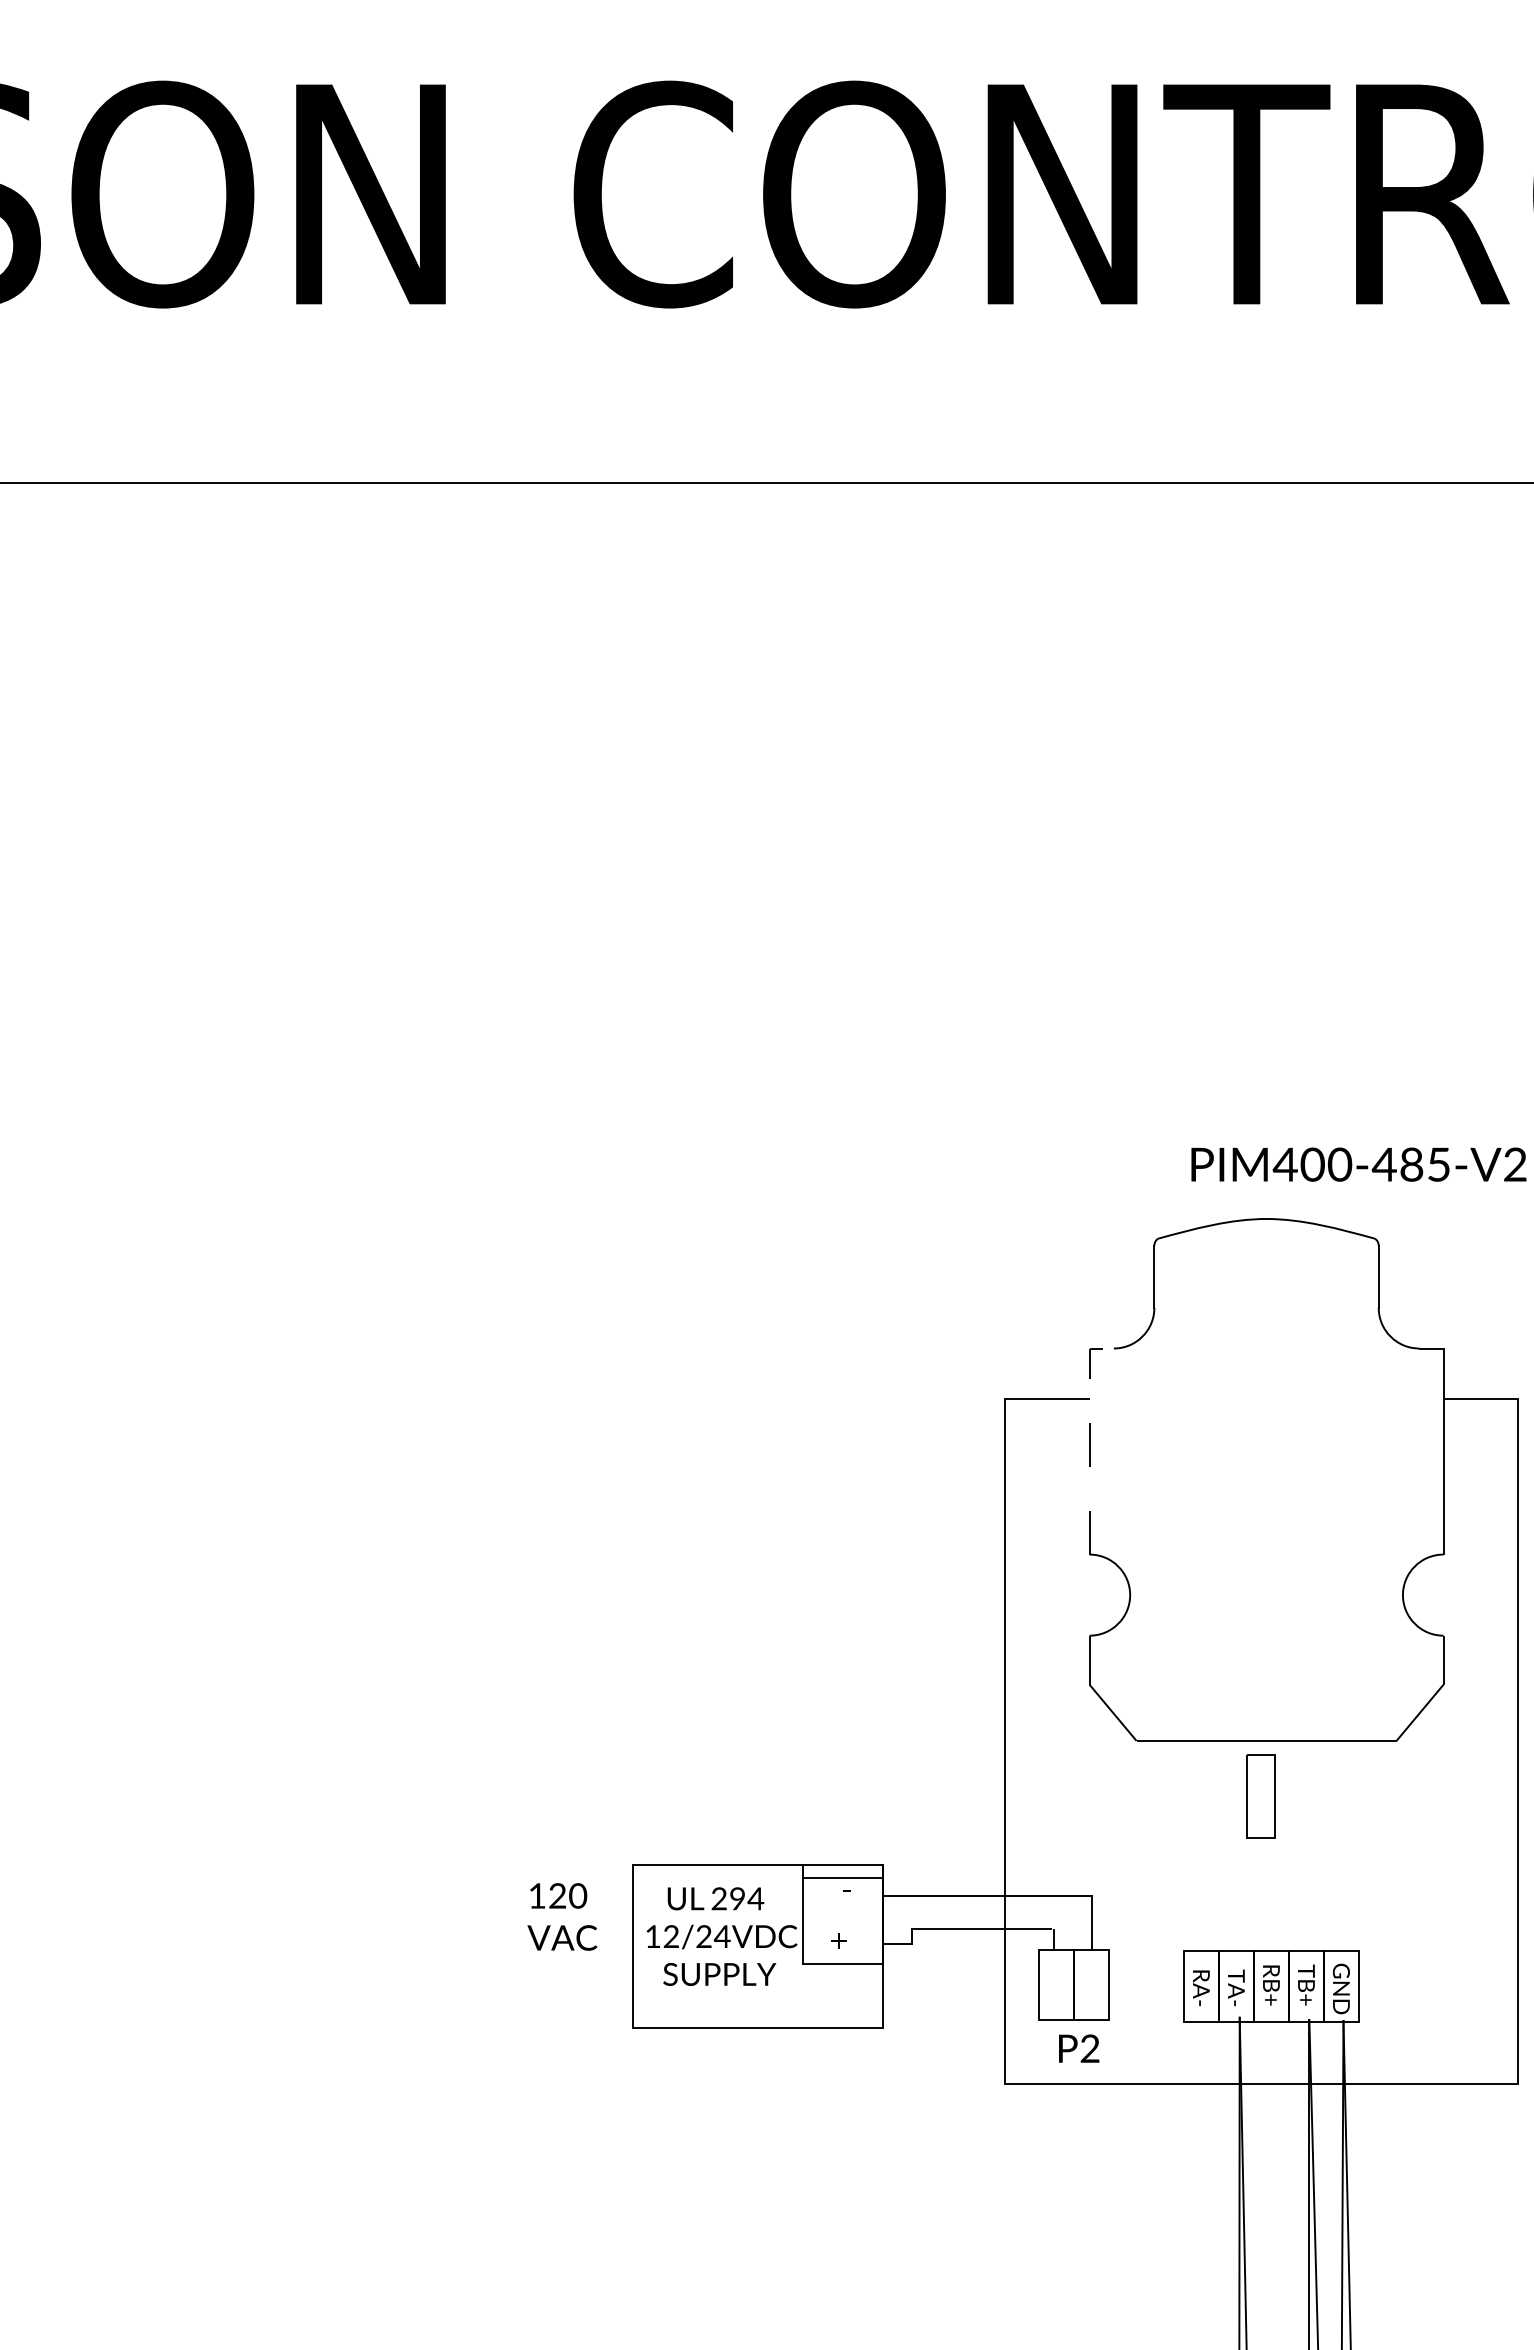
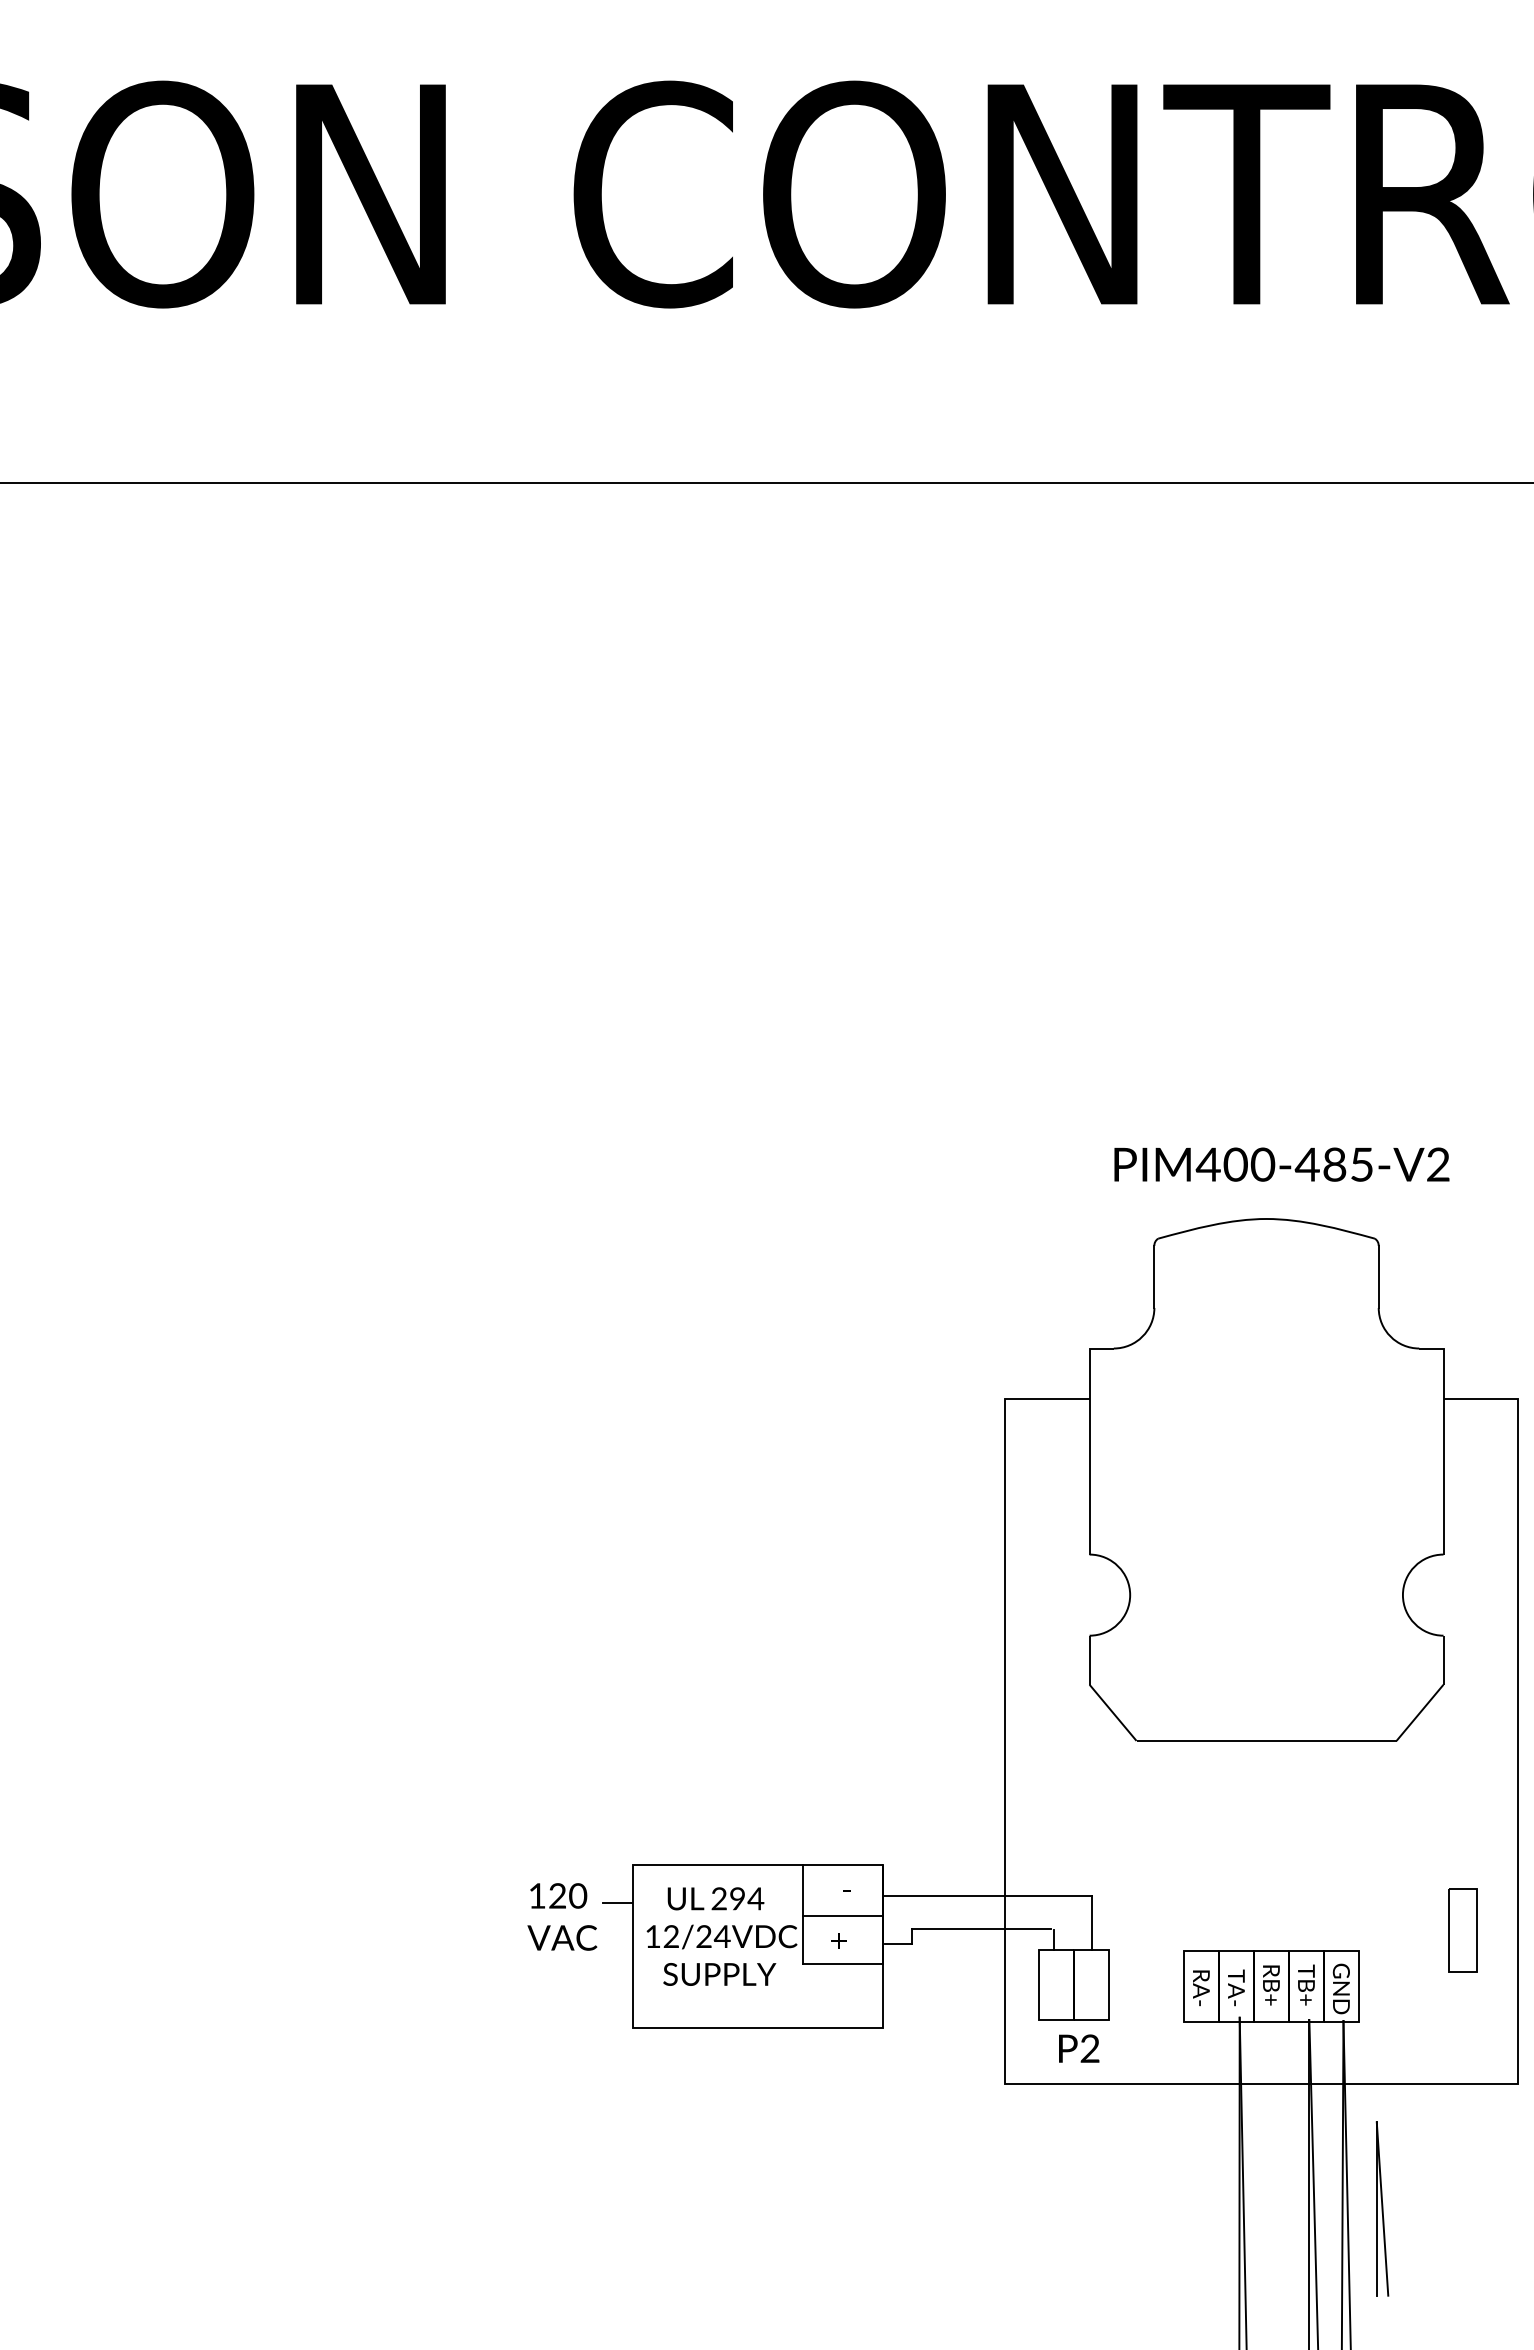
text position: (1358, 1164) -> (1281, 1164) (1281, 1164)
line: dashed -> solid (1089, 1438)
part position: (1260, 1796) -> (1462, 1930) (1462, 1930)
line position: (842, 1878) -> (842, 1916) (842, 1916)
line: none -> present (617, 1903)
part: none -> present (1382, 2208)
